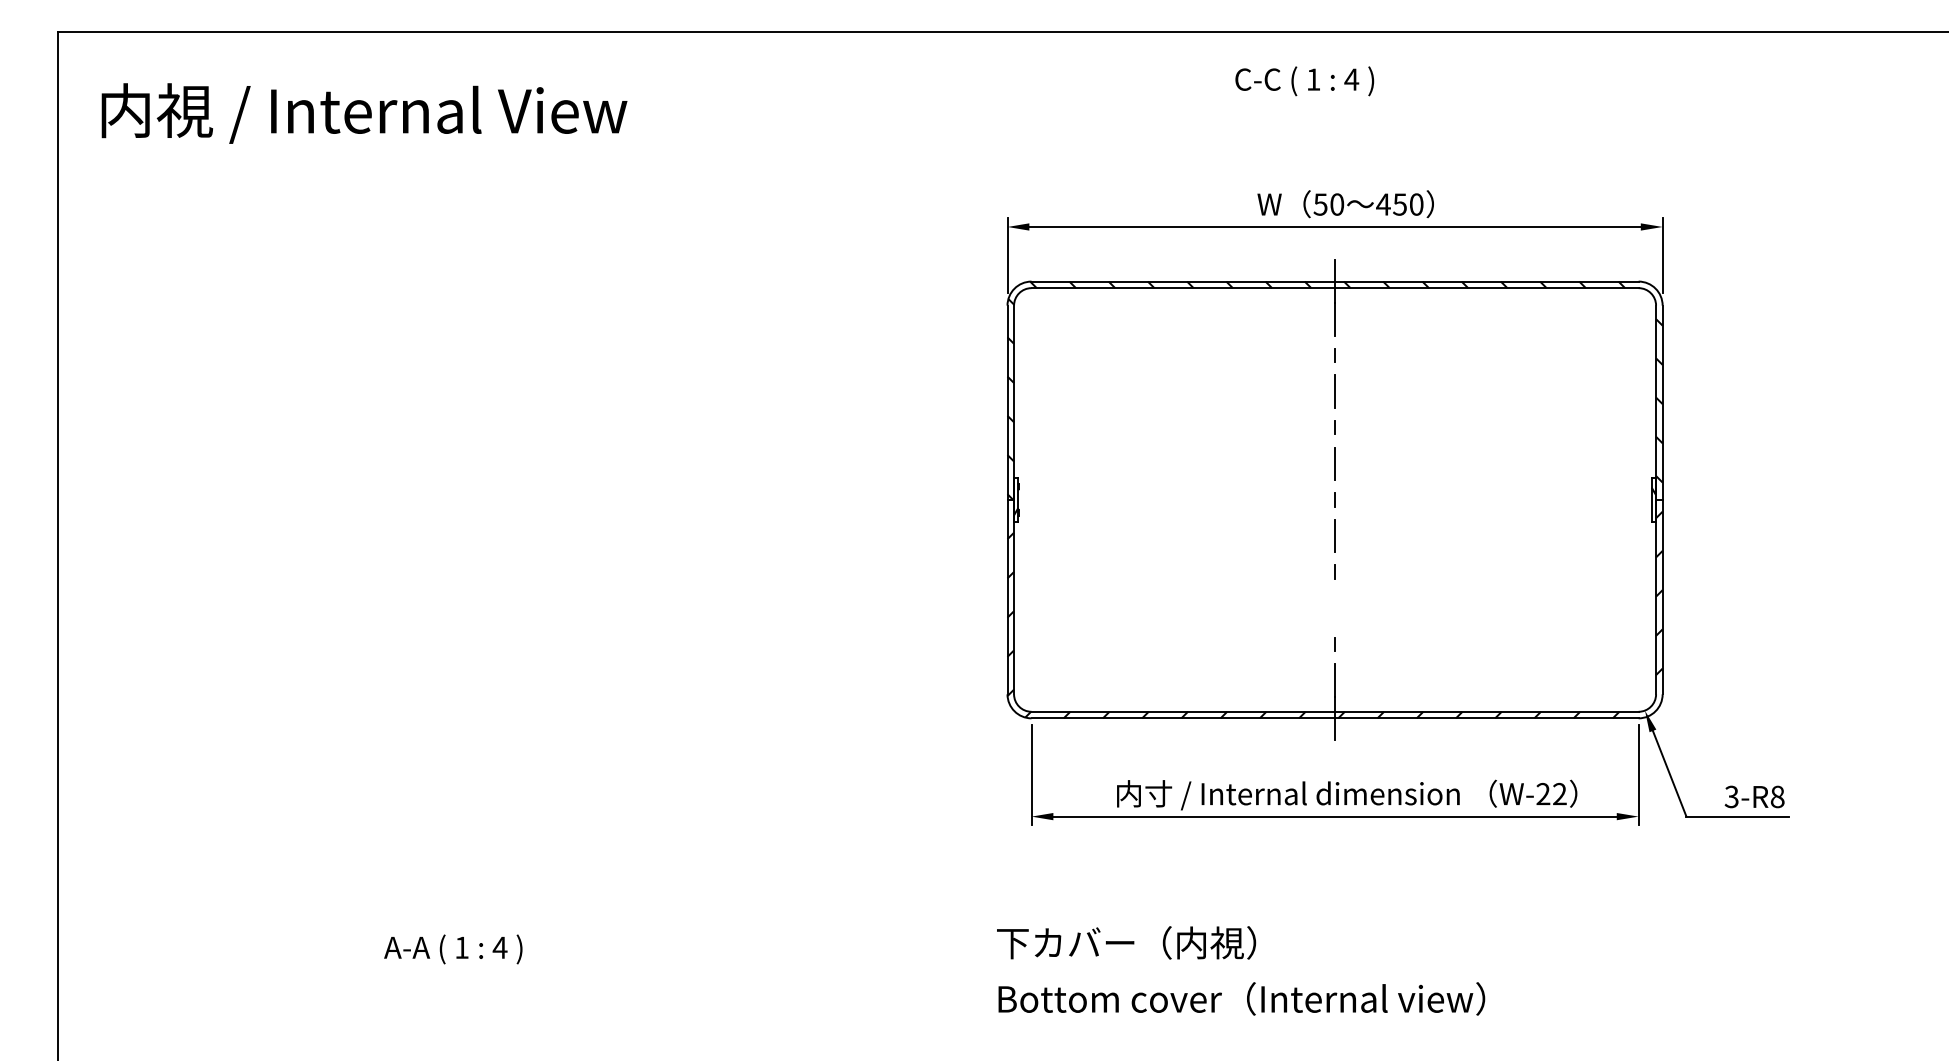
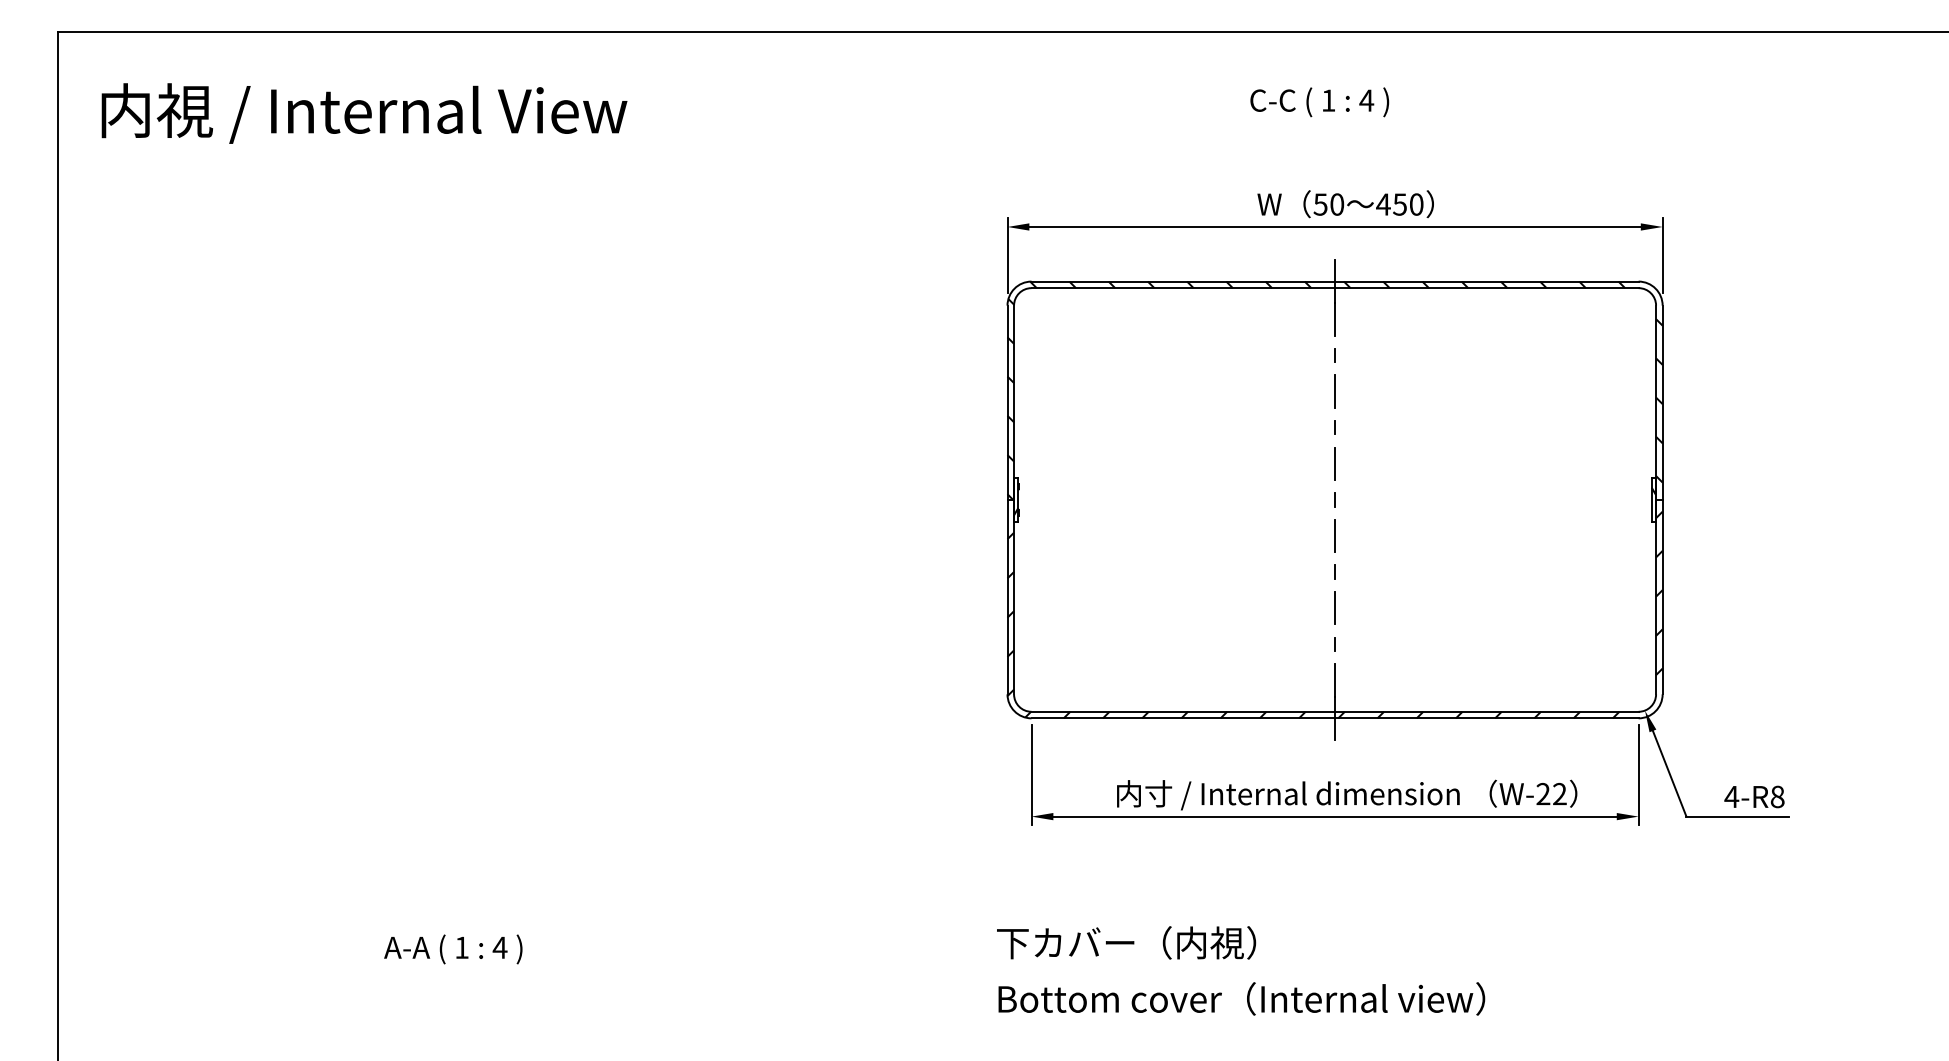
text position: (1304, 81) -> (1319, 102) (1319, 102)
line: none -> present (1335, 607)
text: 3-R8 -> 4-R8 (1731, 796)
